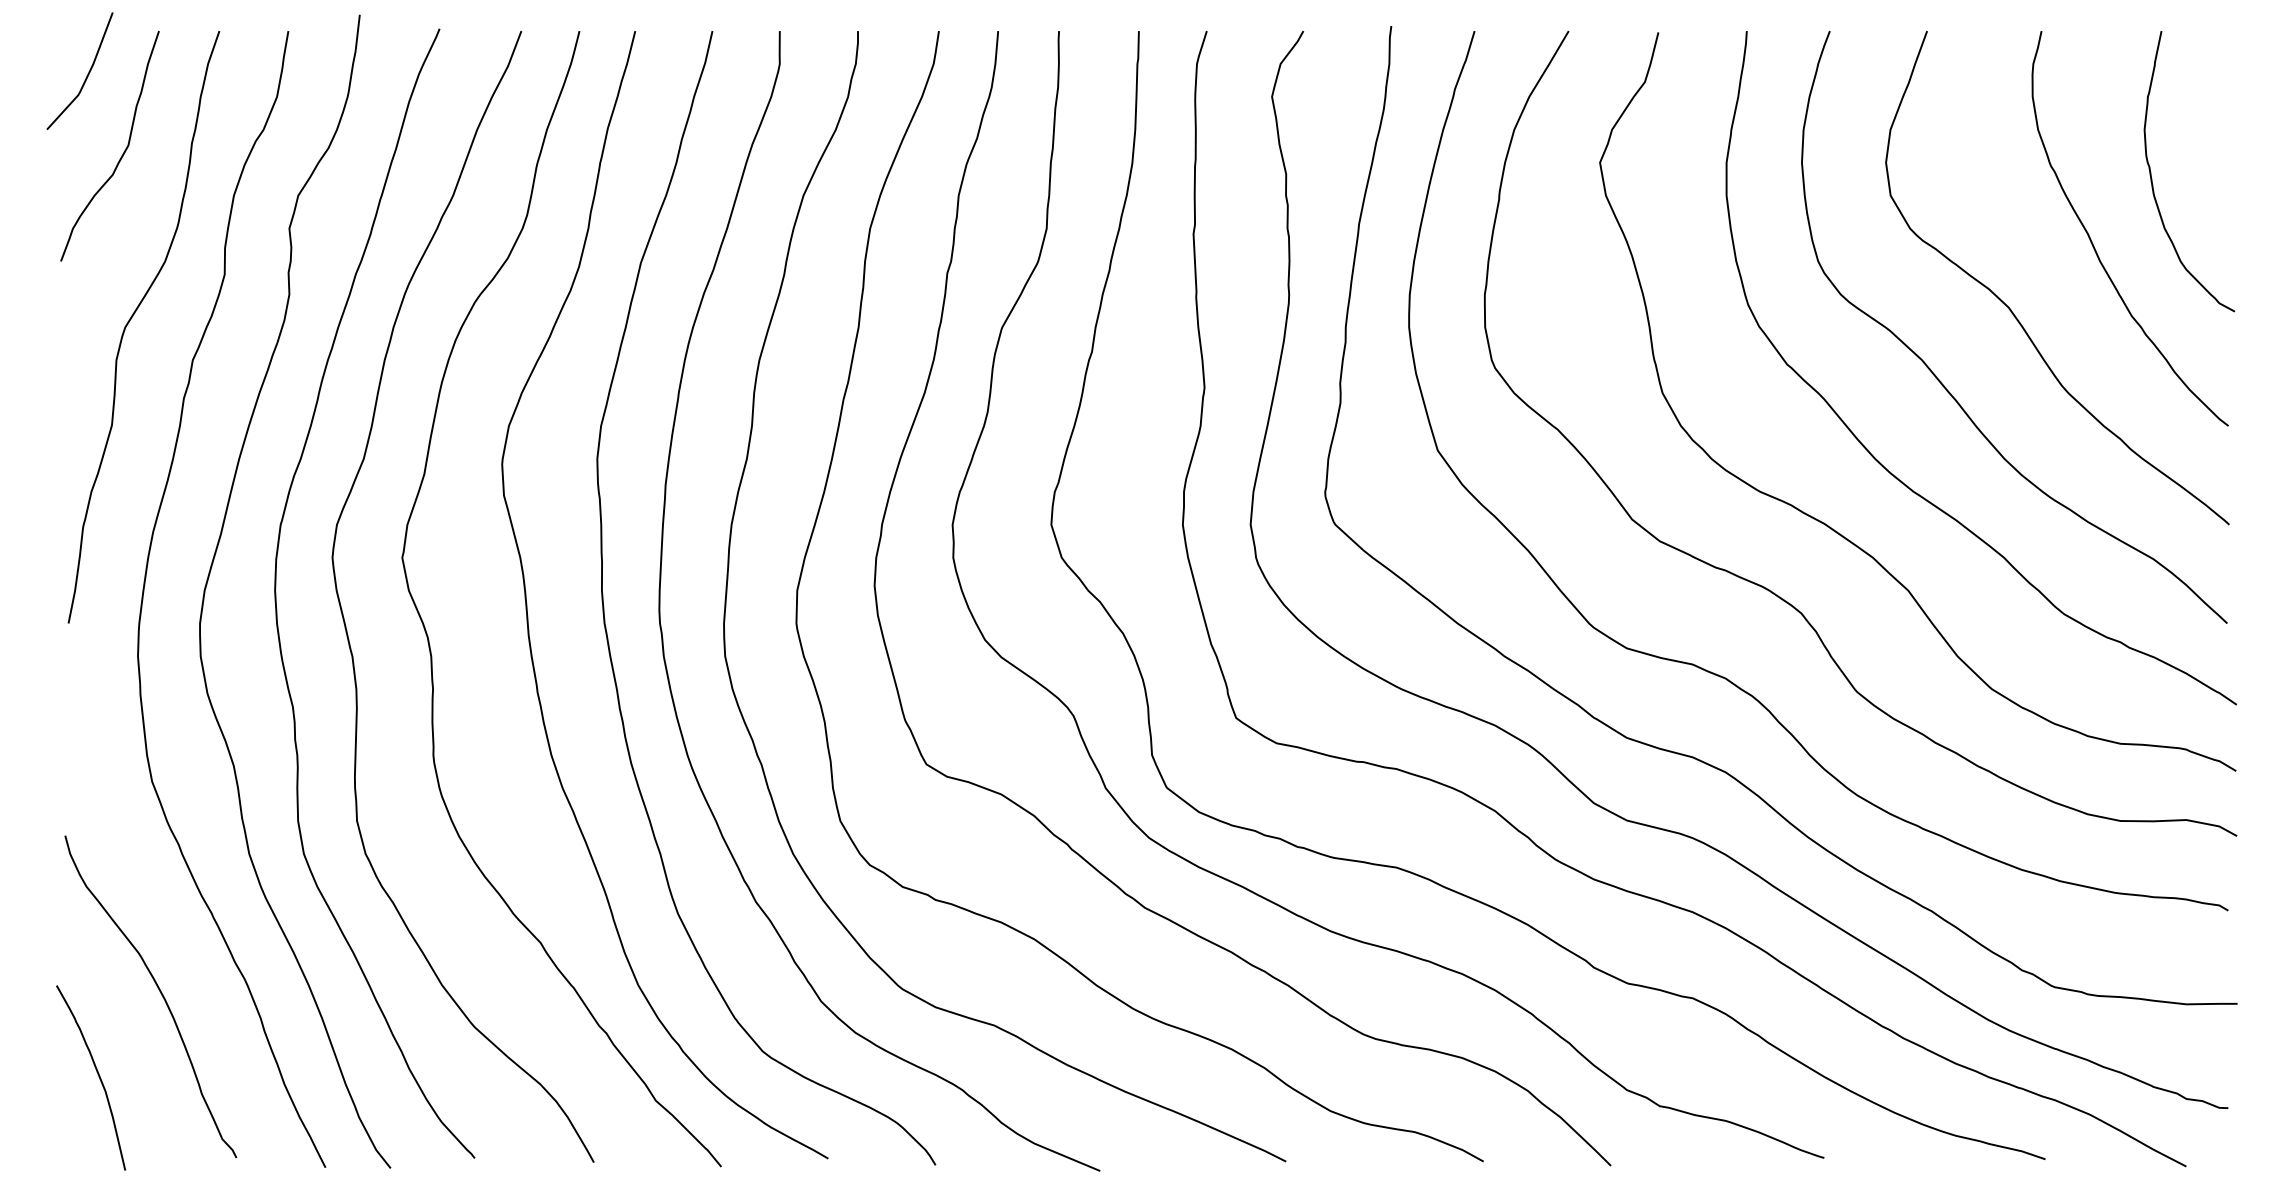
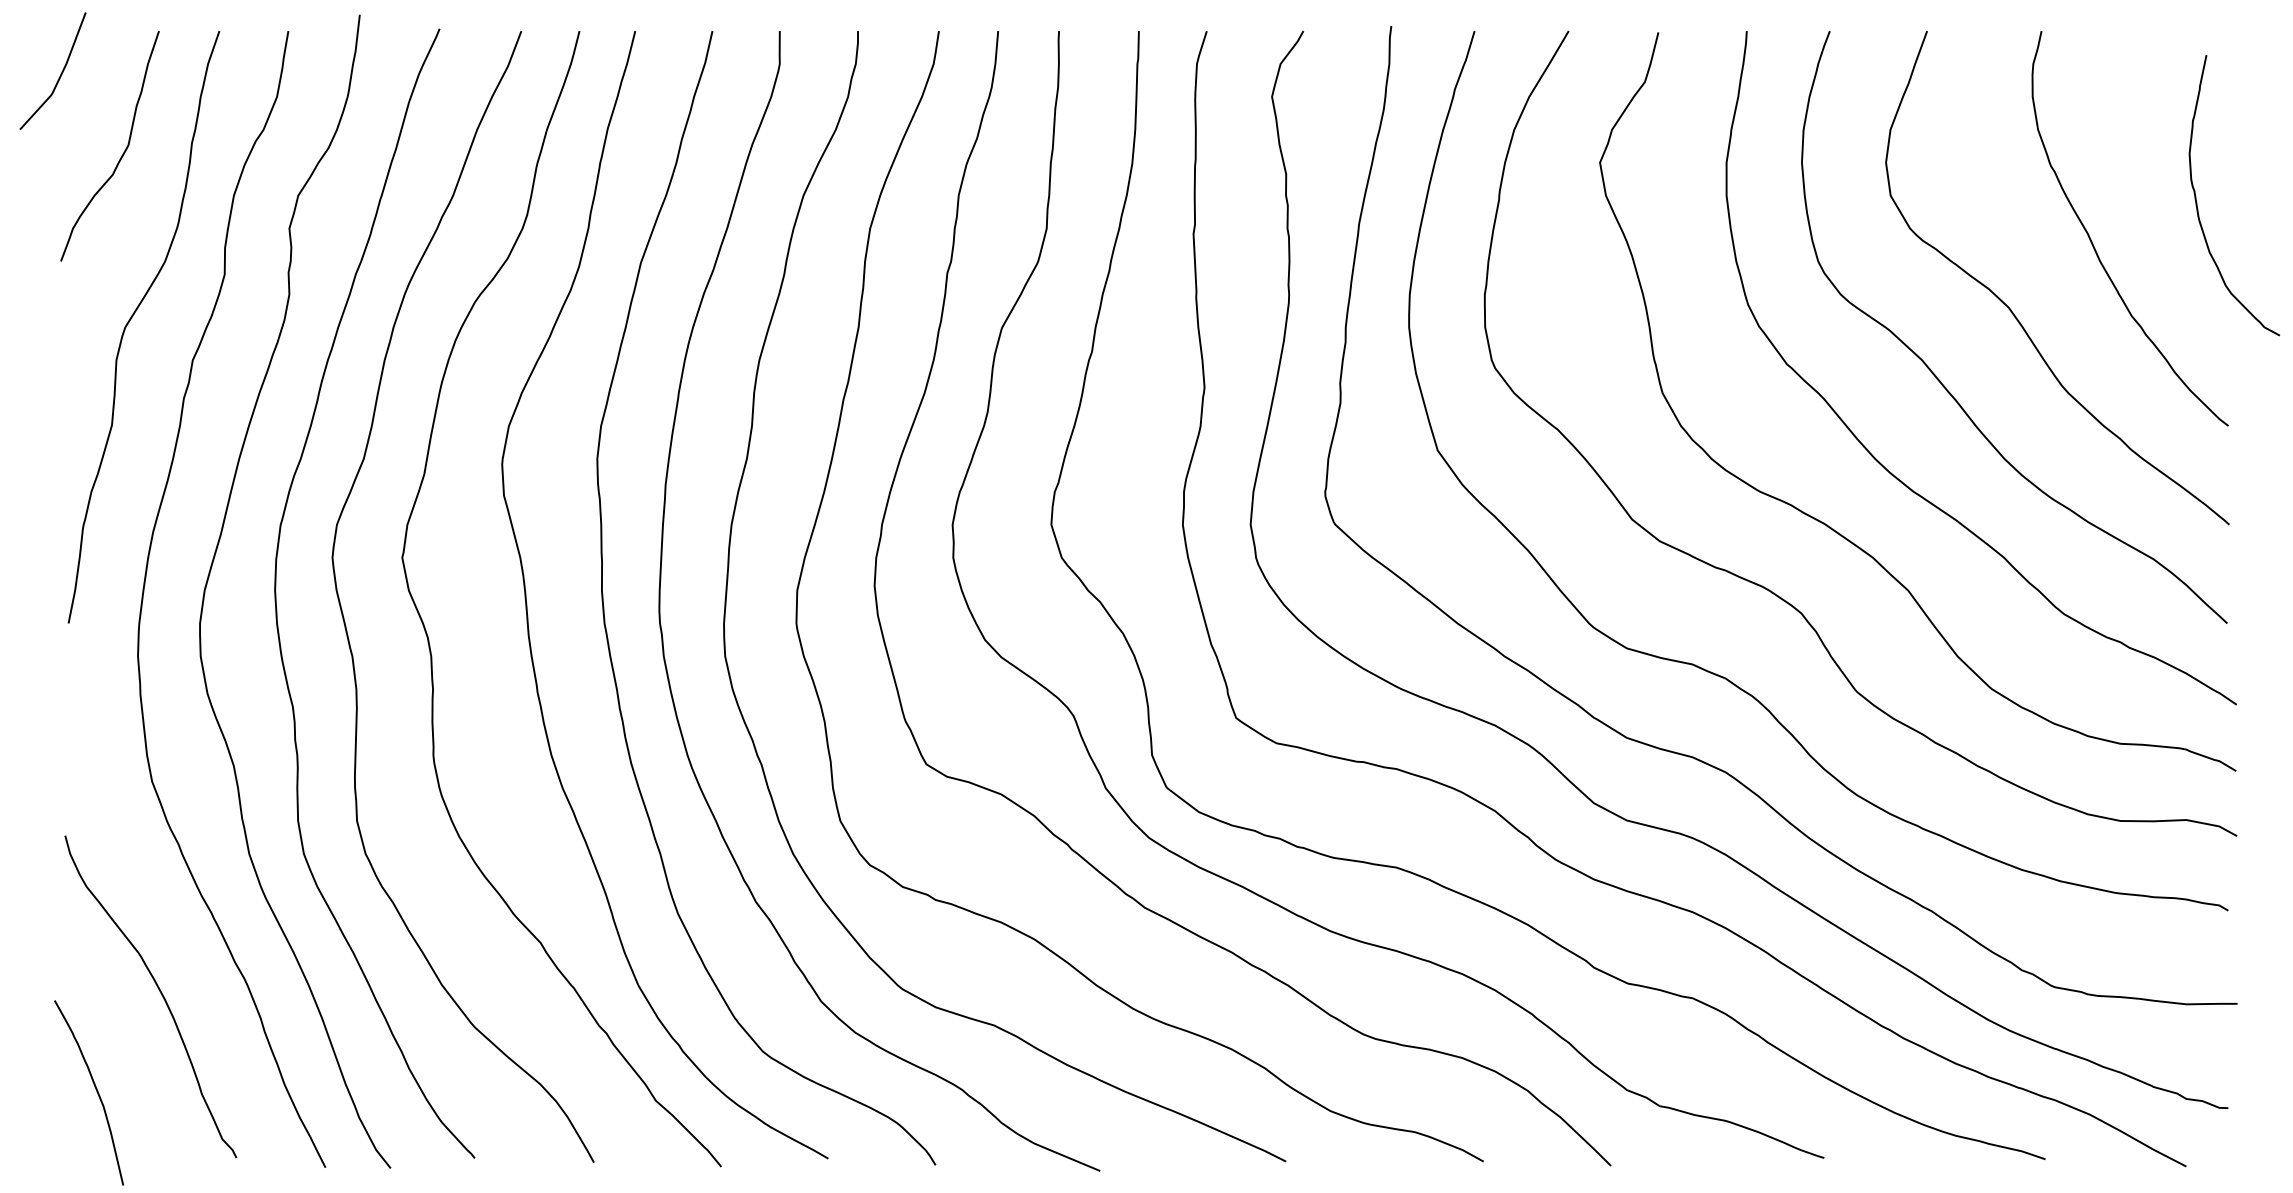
line position: (87, 73) -> (60, 73) (60, 73)
curve position: (2152, 178) -> (2197, 202) (2197, 202)
curve position: (97, 1074) -> (95, 1089) (95, 1089)
